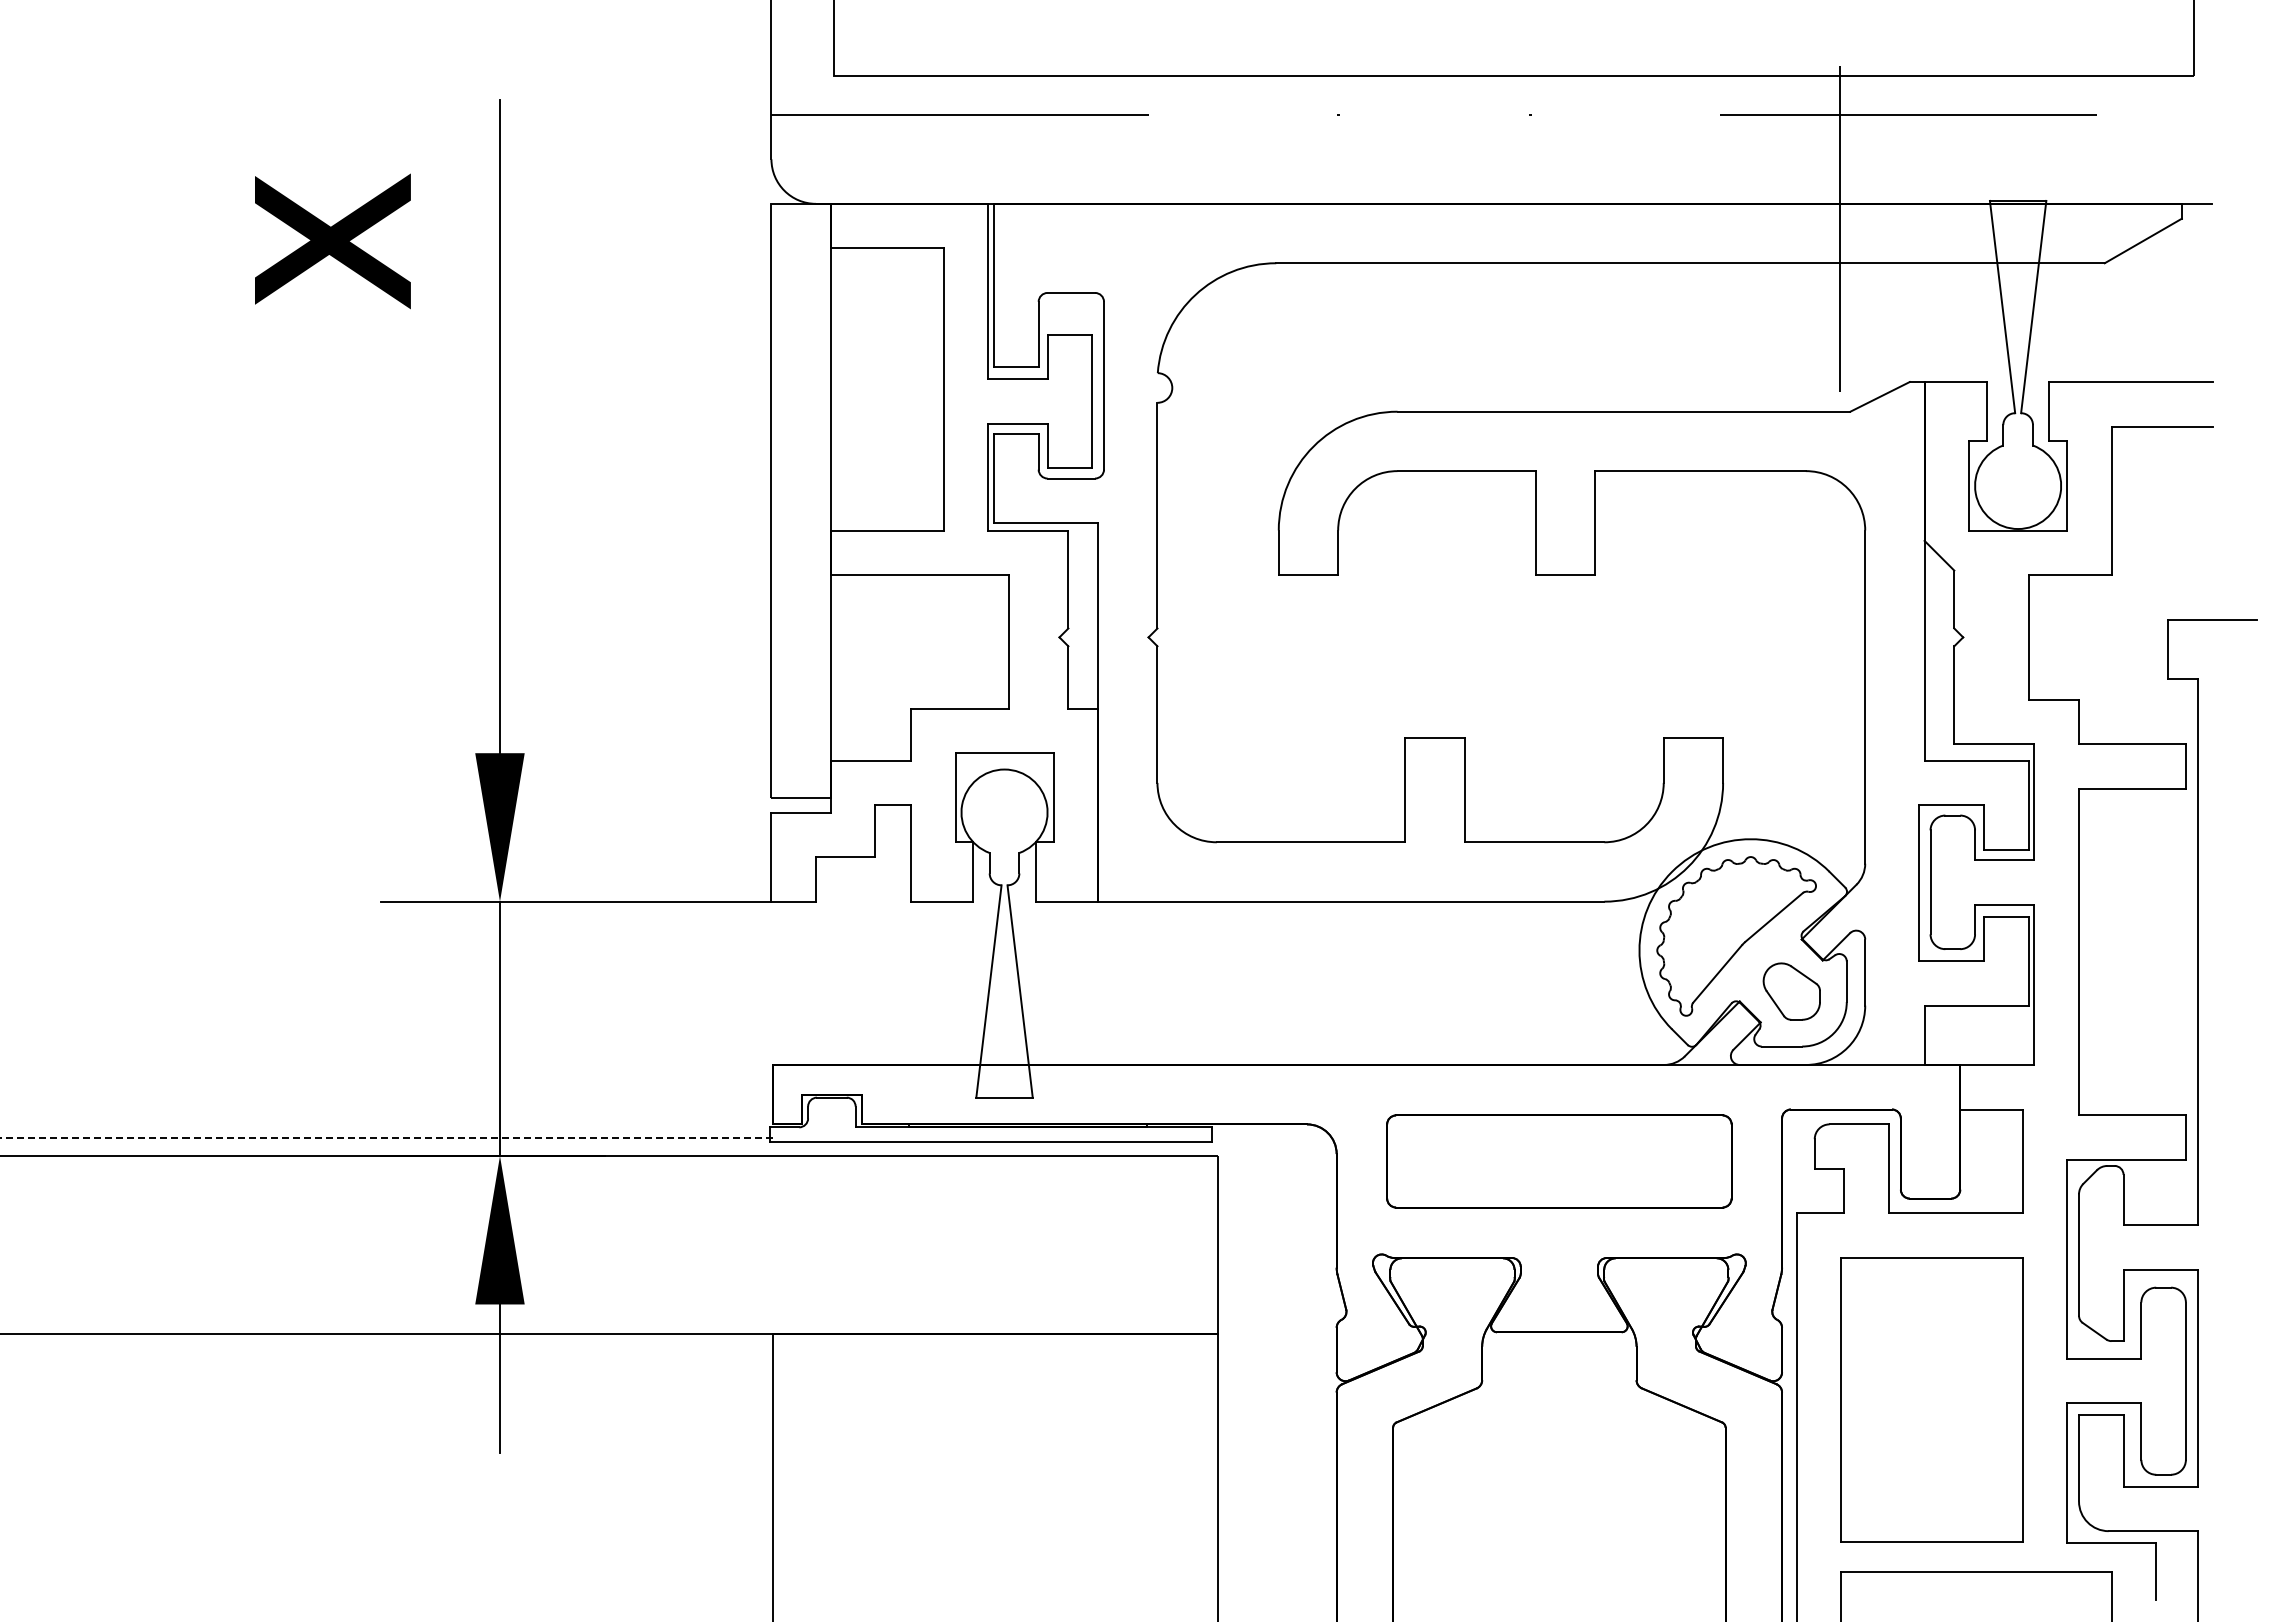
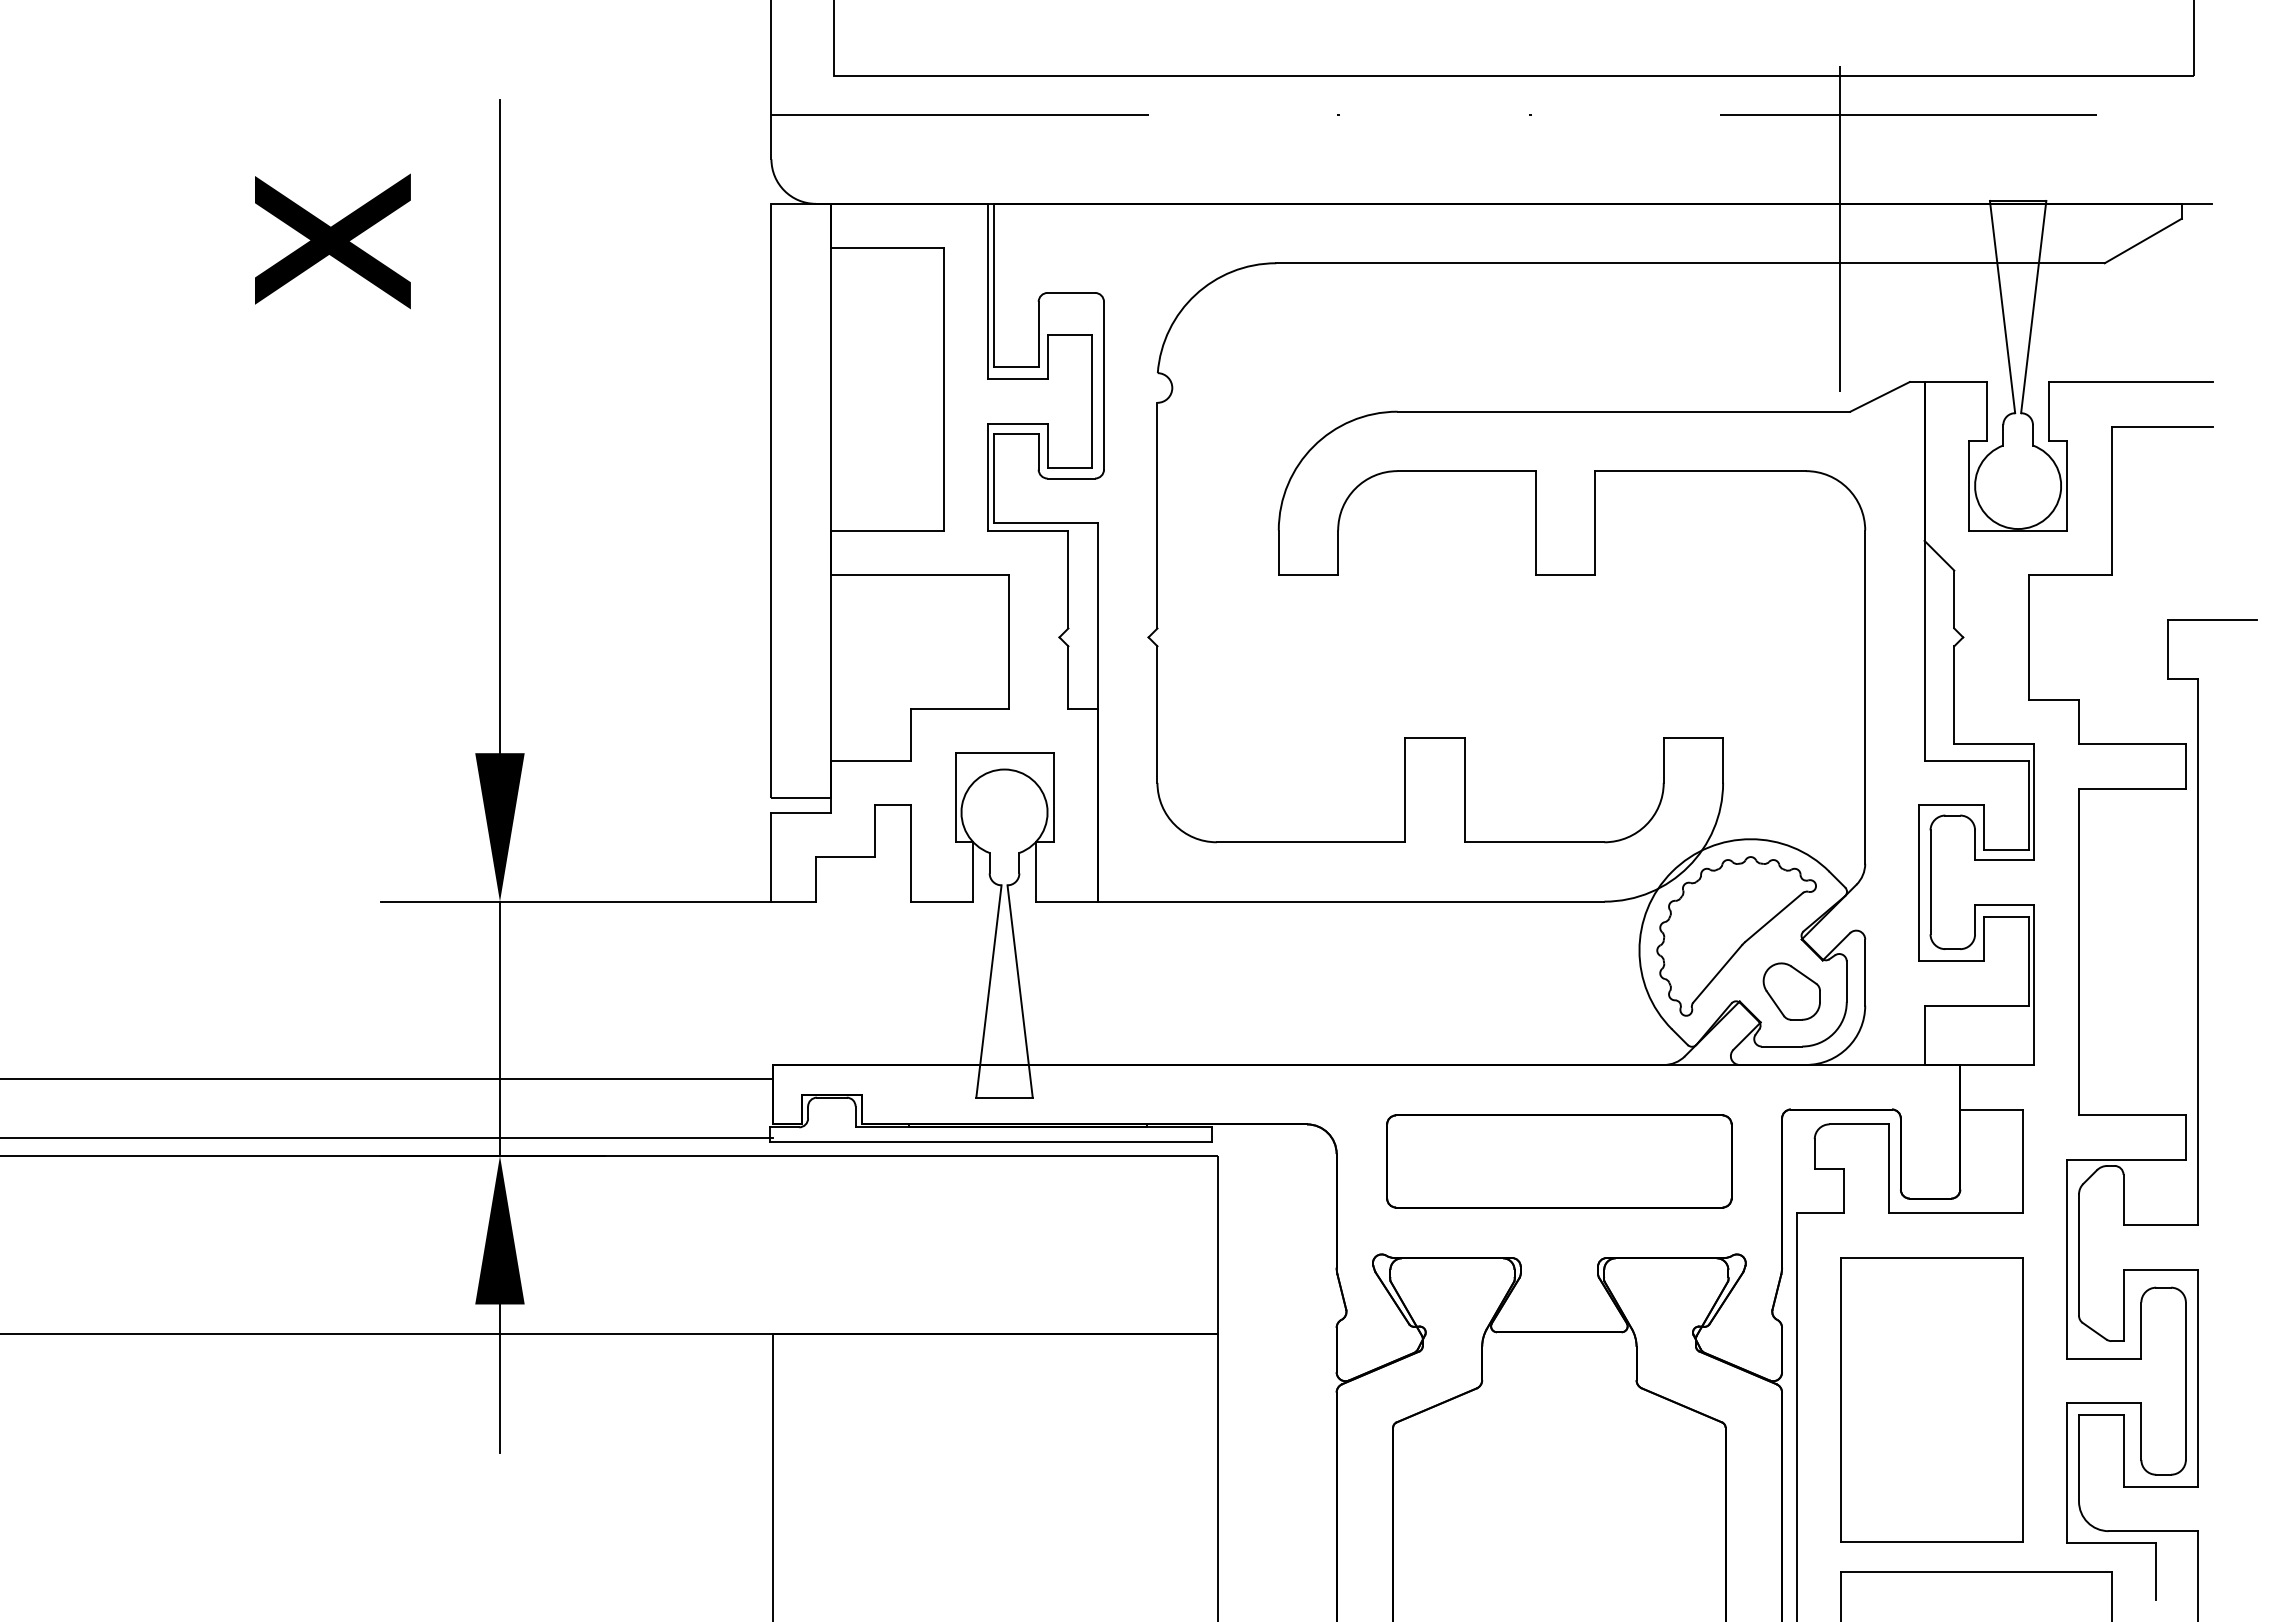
line: none -> present (387, 1078)
line: dashed -> solid (386, 1138)
